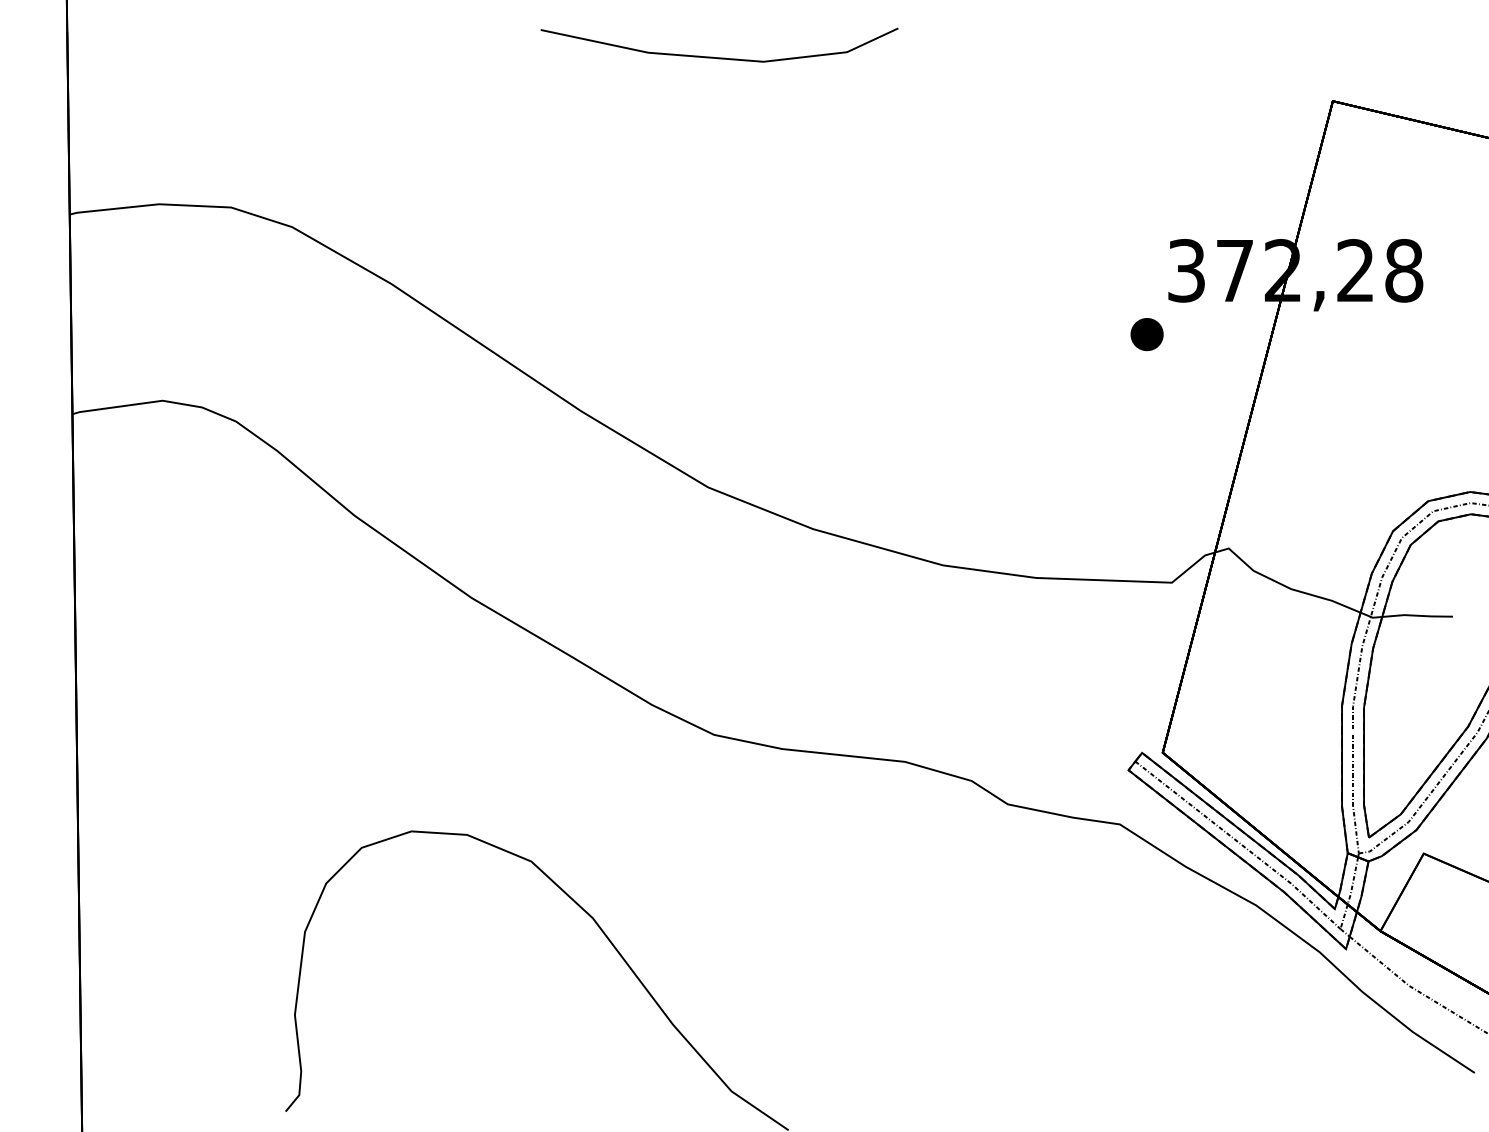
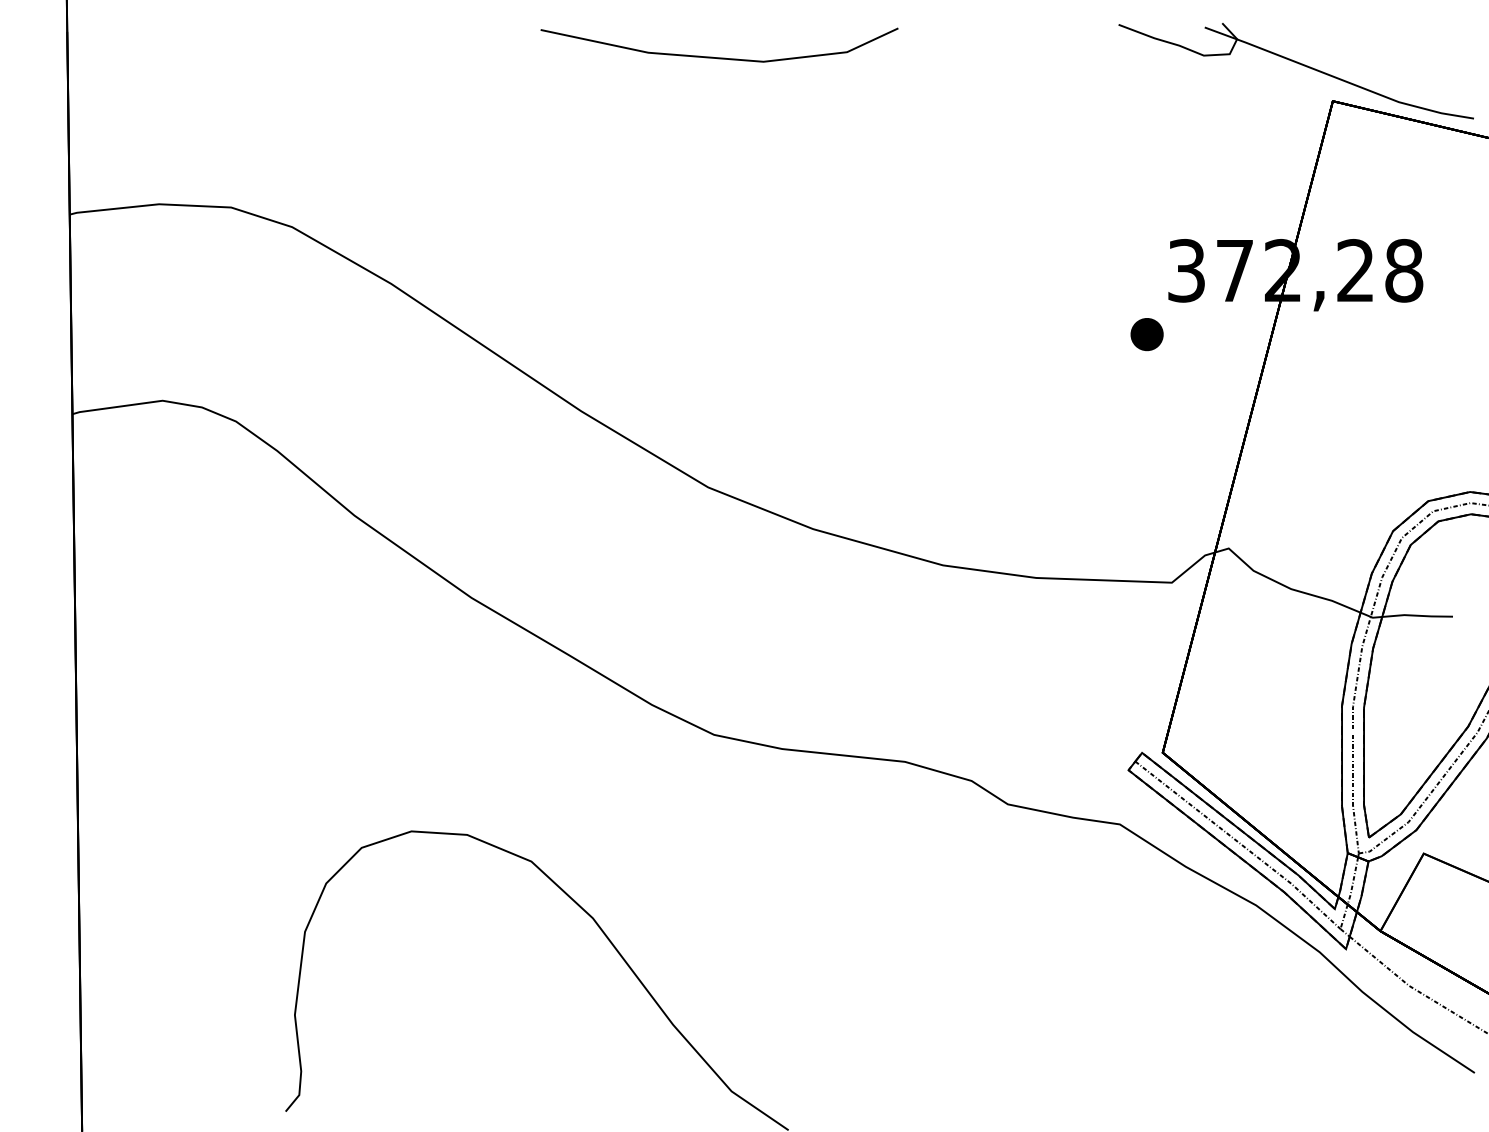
part: none -> present (1298, 64)
